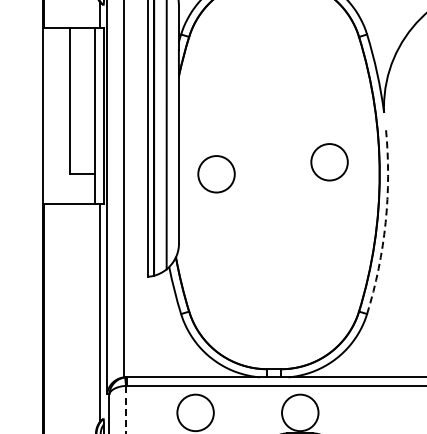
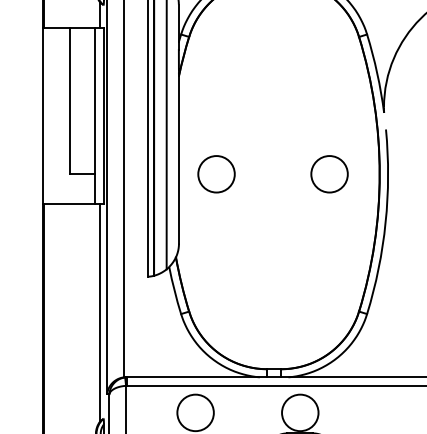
circle position: (329, 162) -> (329, 174) (329, 174)
arc: dashed -> solid (385, 222)
line: dashed -> solid (126, 409)
